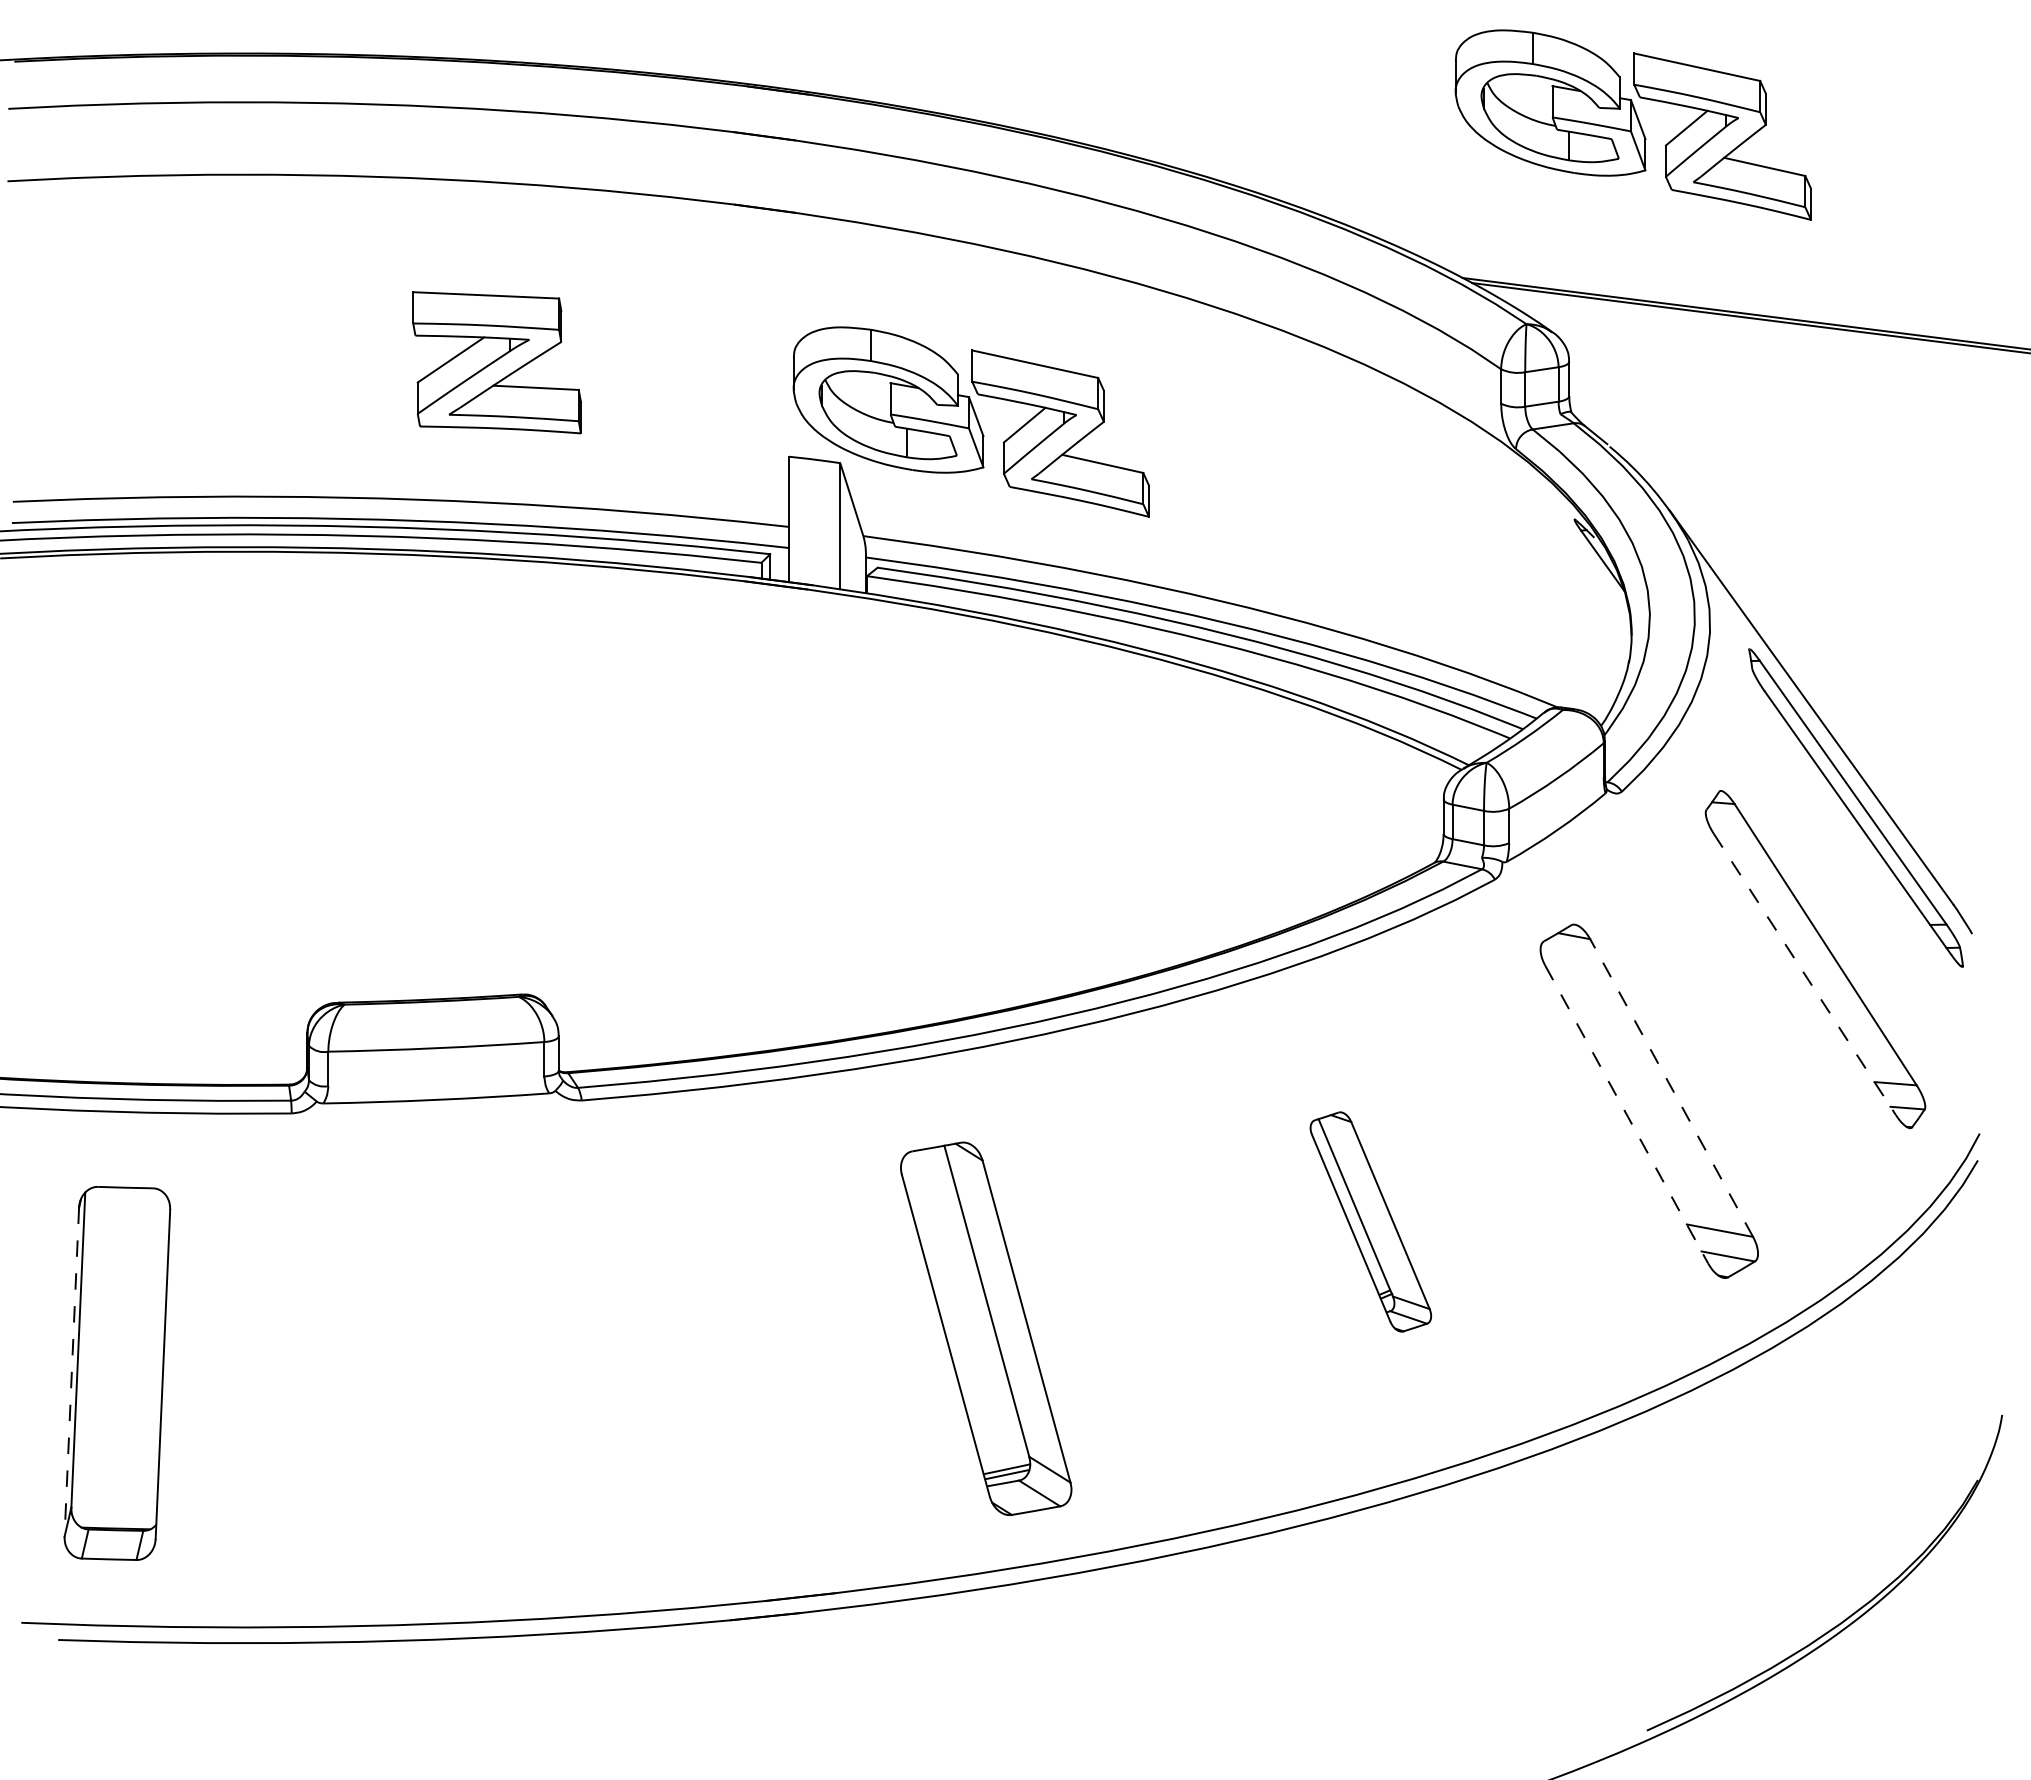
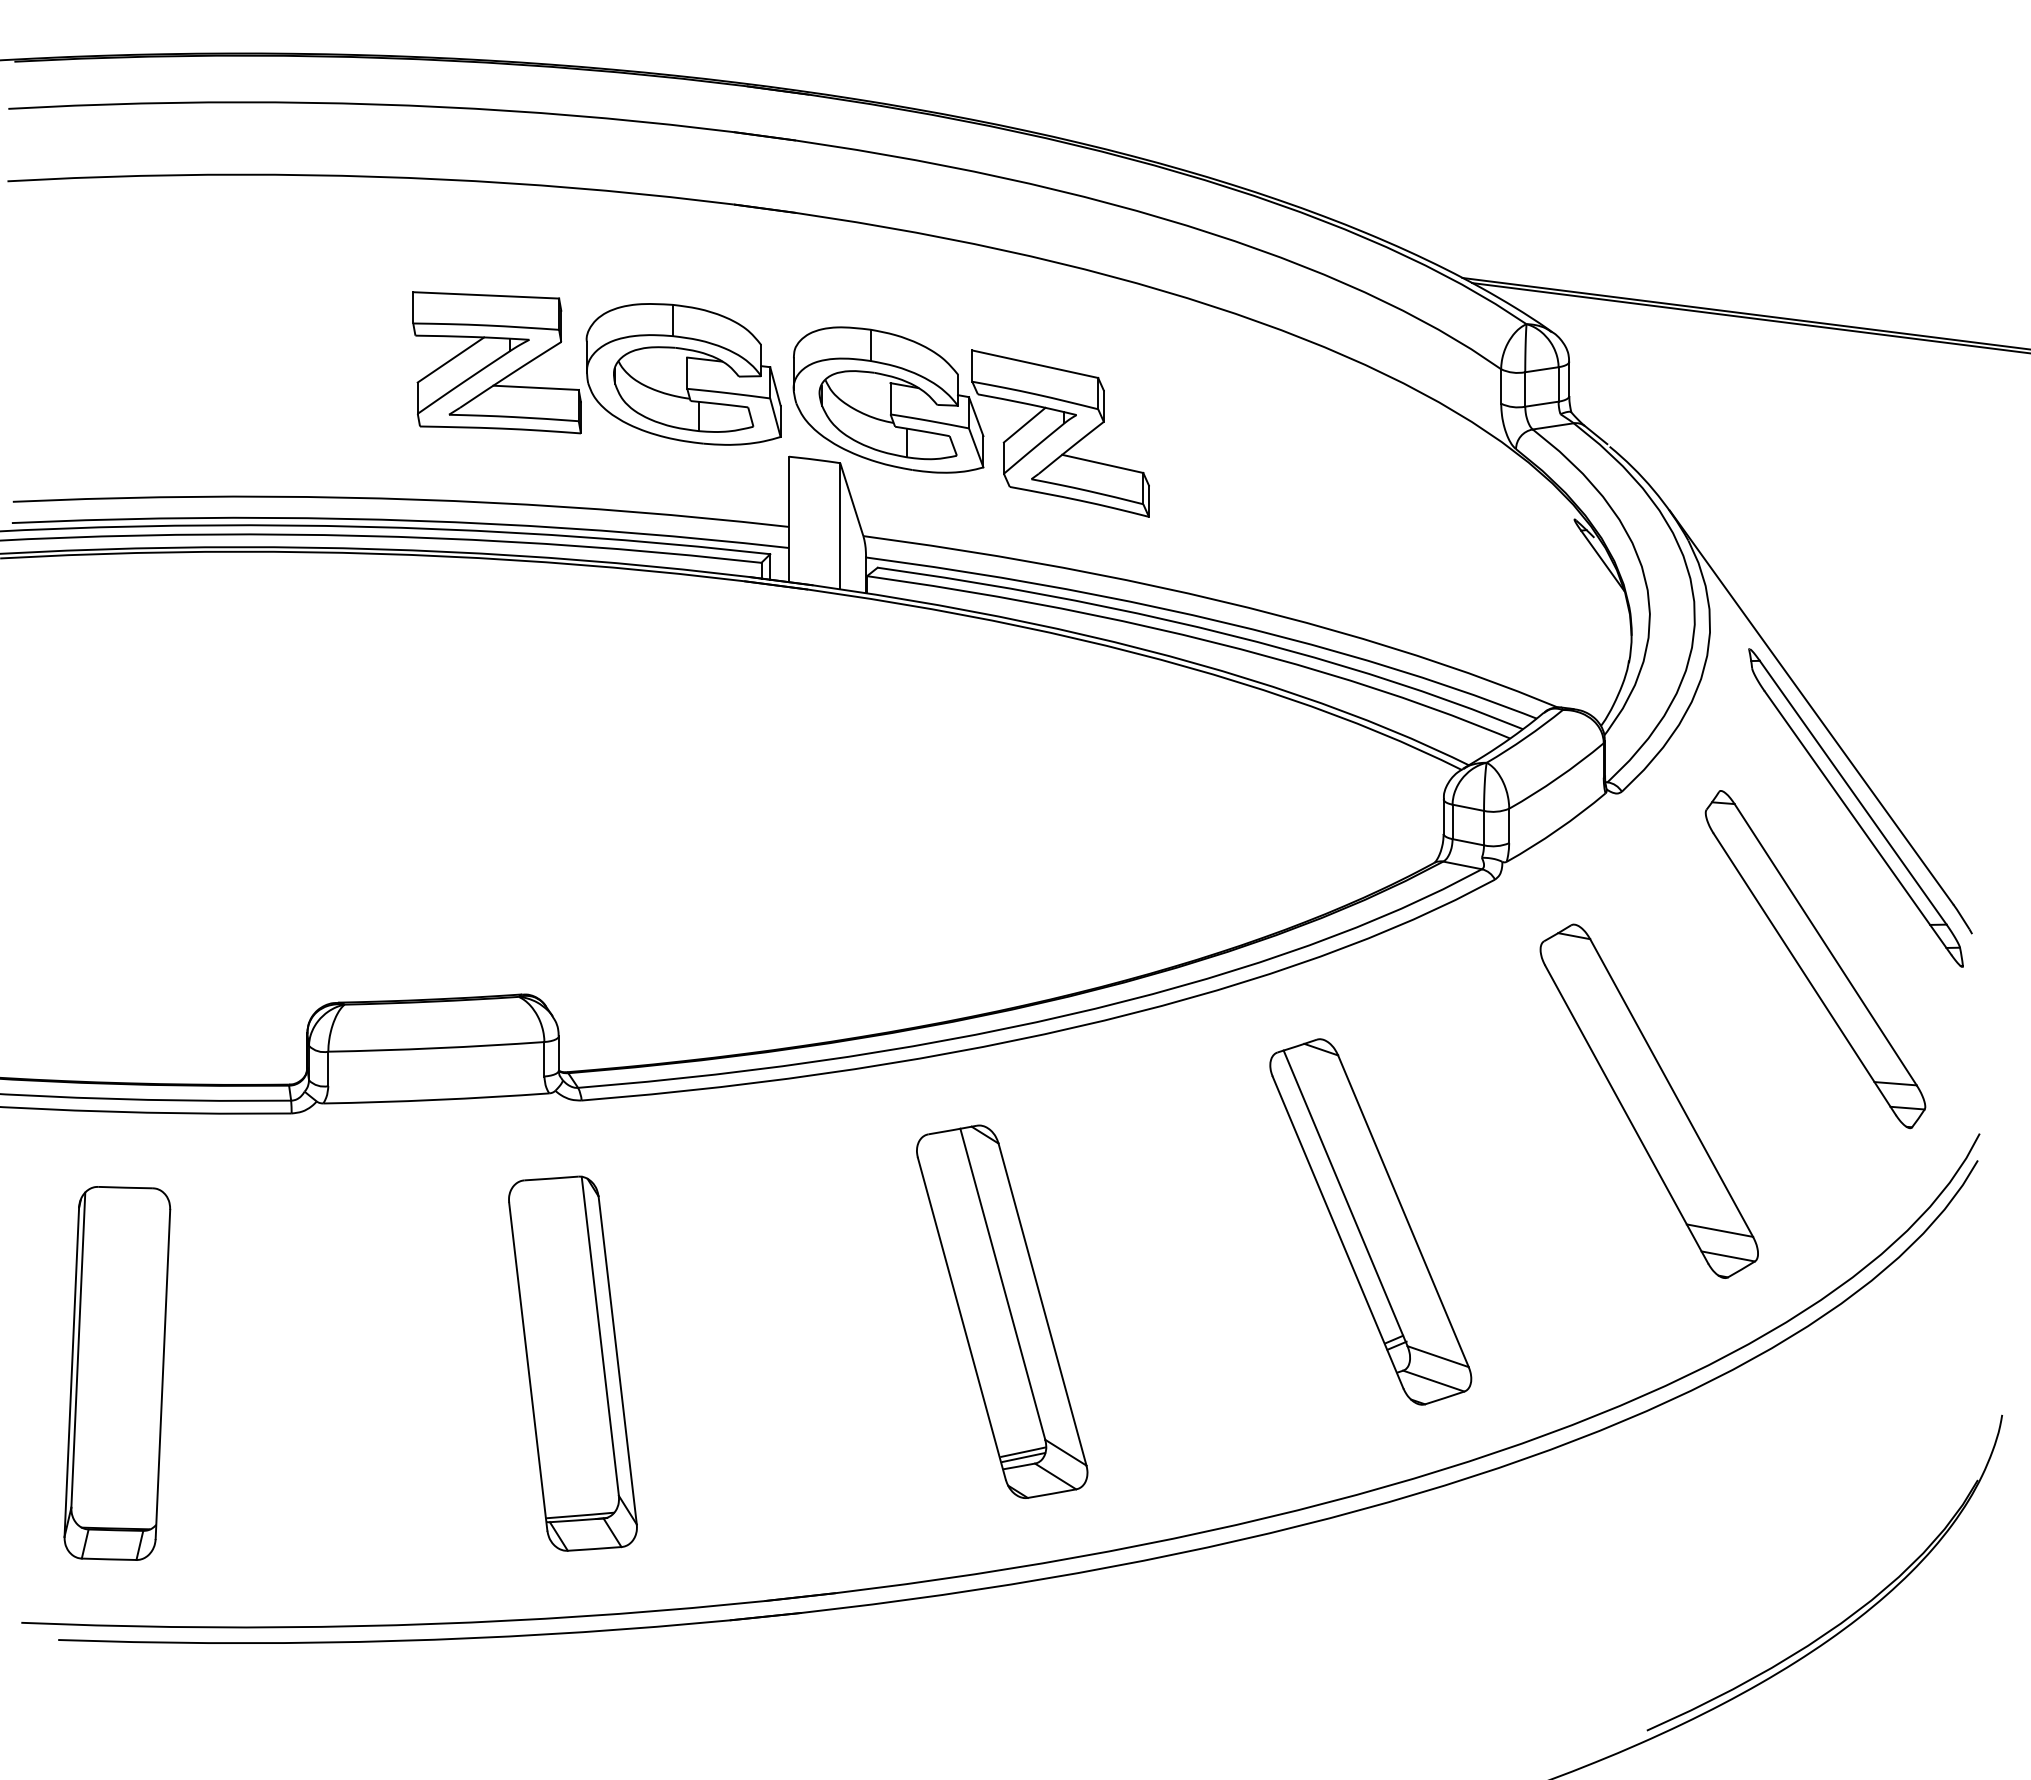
part: present -> none (1632, 124)
part: none -> present (683, 374)
line: dashed -> solid (1804, 974)
line: dashed -> solid (1671, 1088)
line: dashed -> solid (1626, 1114)
part size: 124x222 px -> 204x368 px (1370, 1221)
part position: (986, 1328) -> (1002, 1311) (1002, 1311)
part: none -> present (572, 1363)
line: dashed -> solid (71, 1372)
